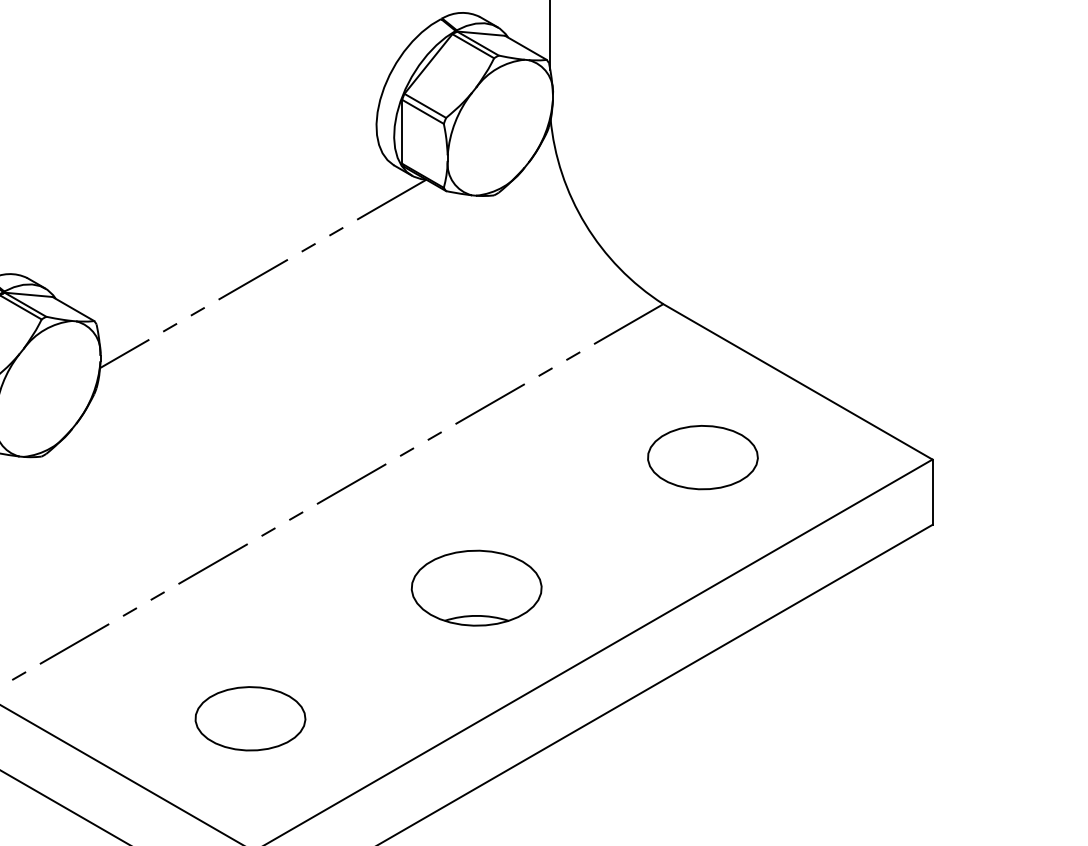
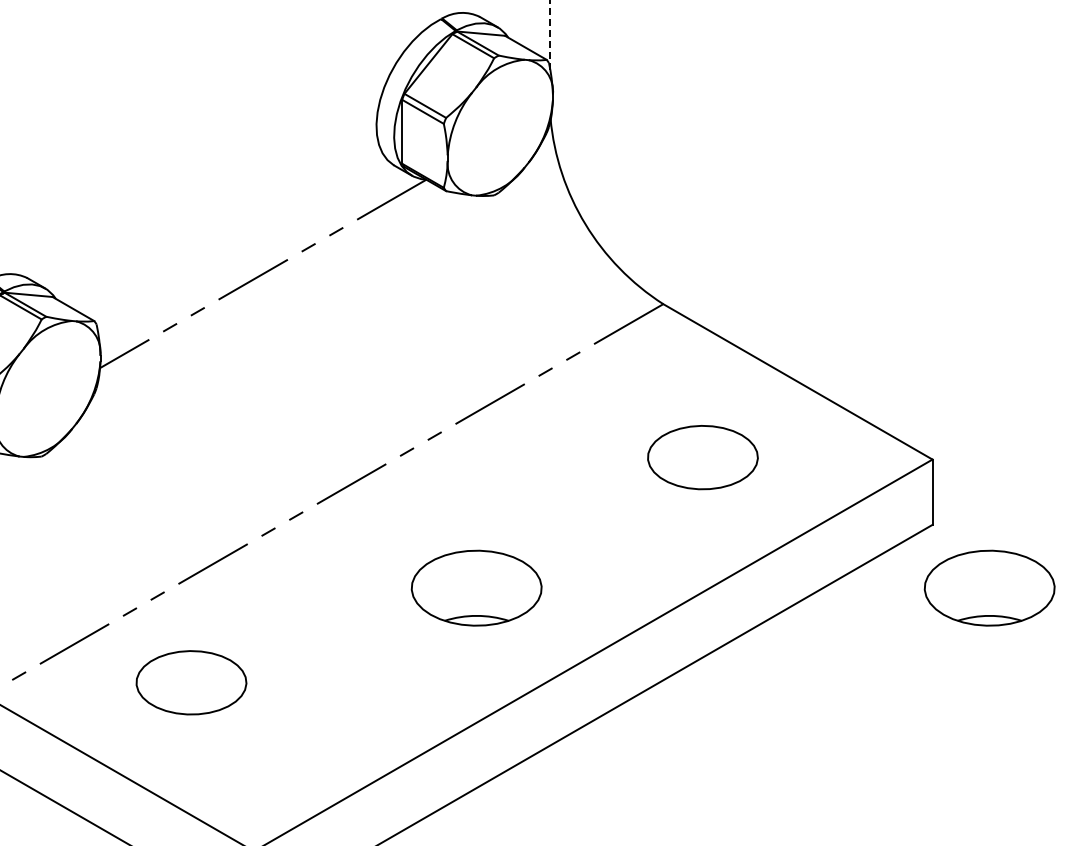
line: solid -> dashed (550, 35)
part: none -> present (989, 587)
part position: (250, 718) -> (191, 682) (191, 682)
